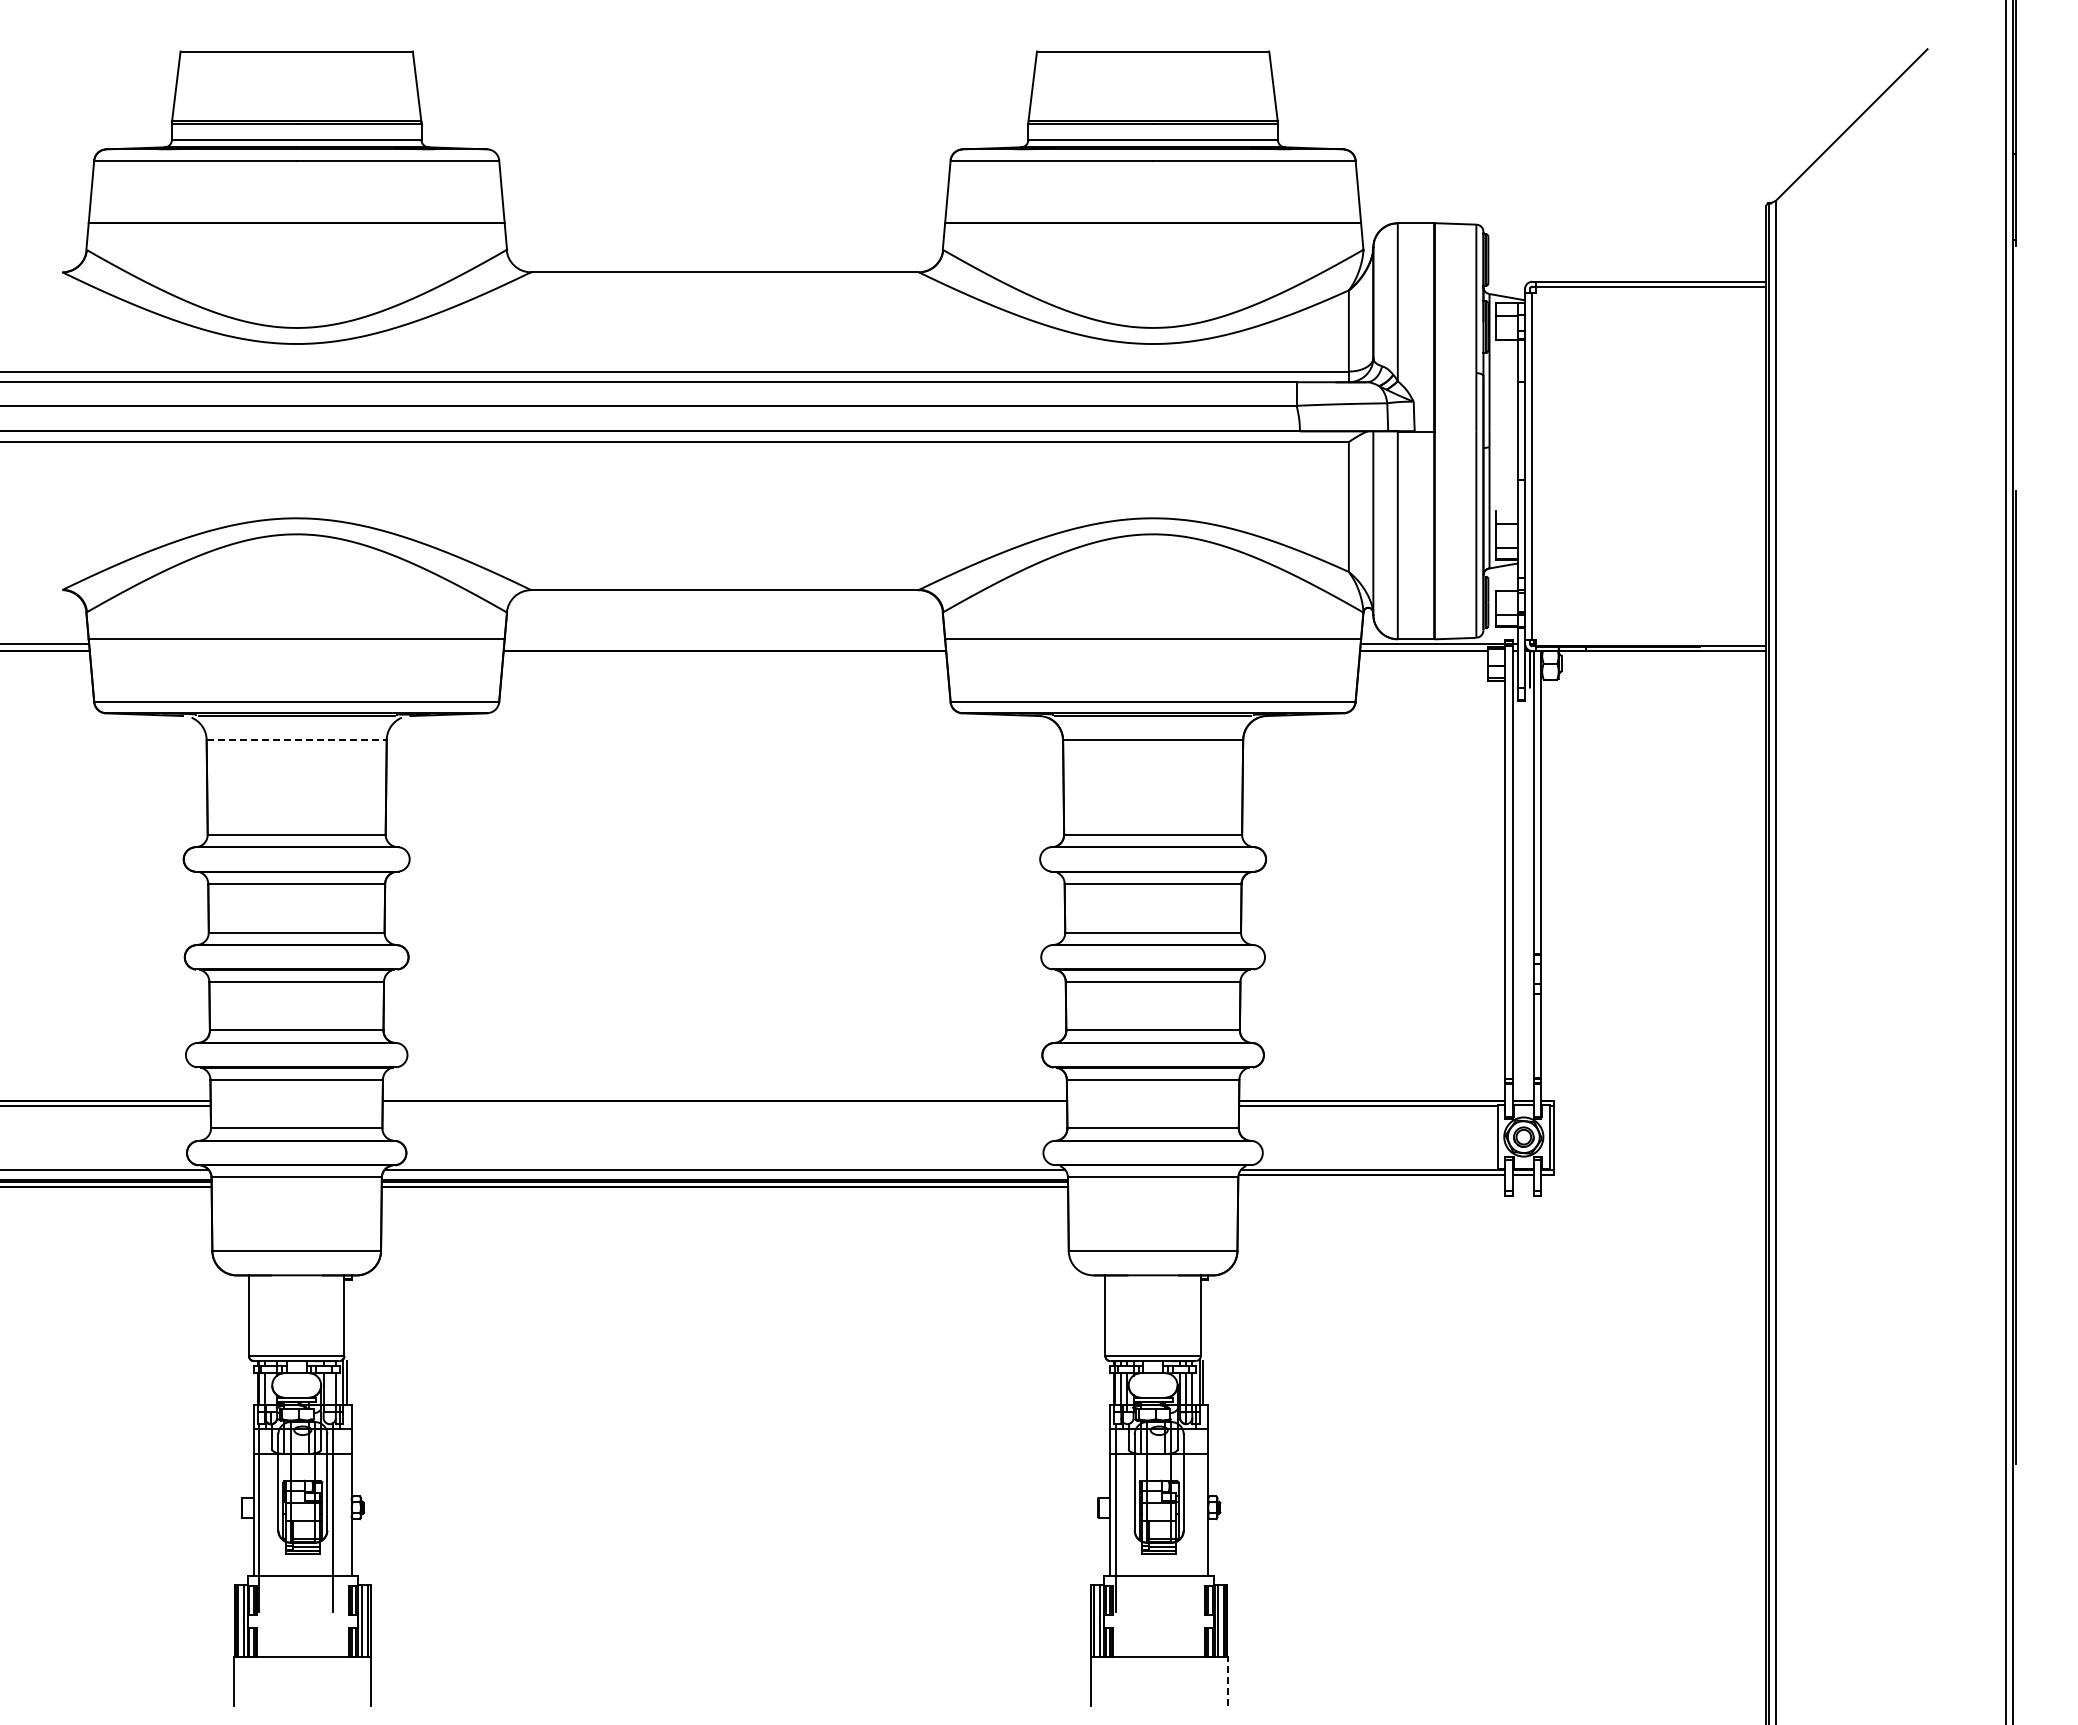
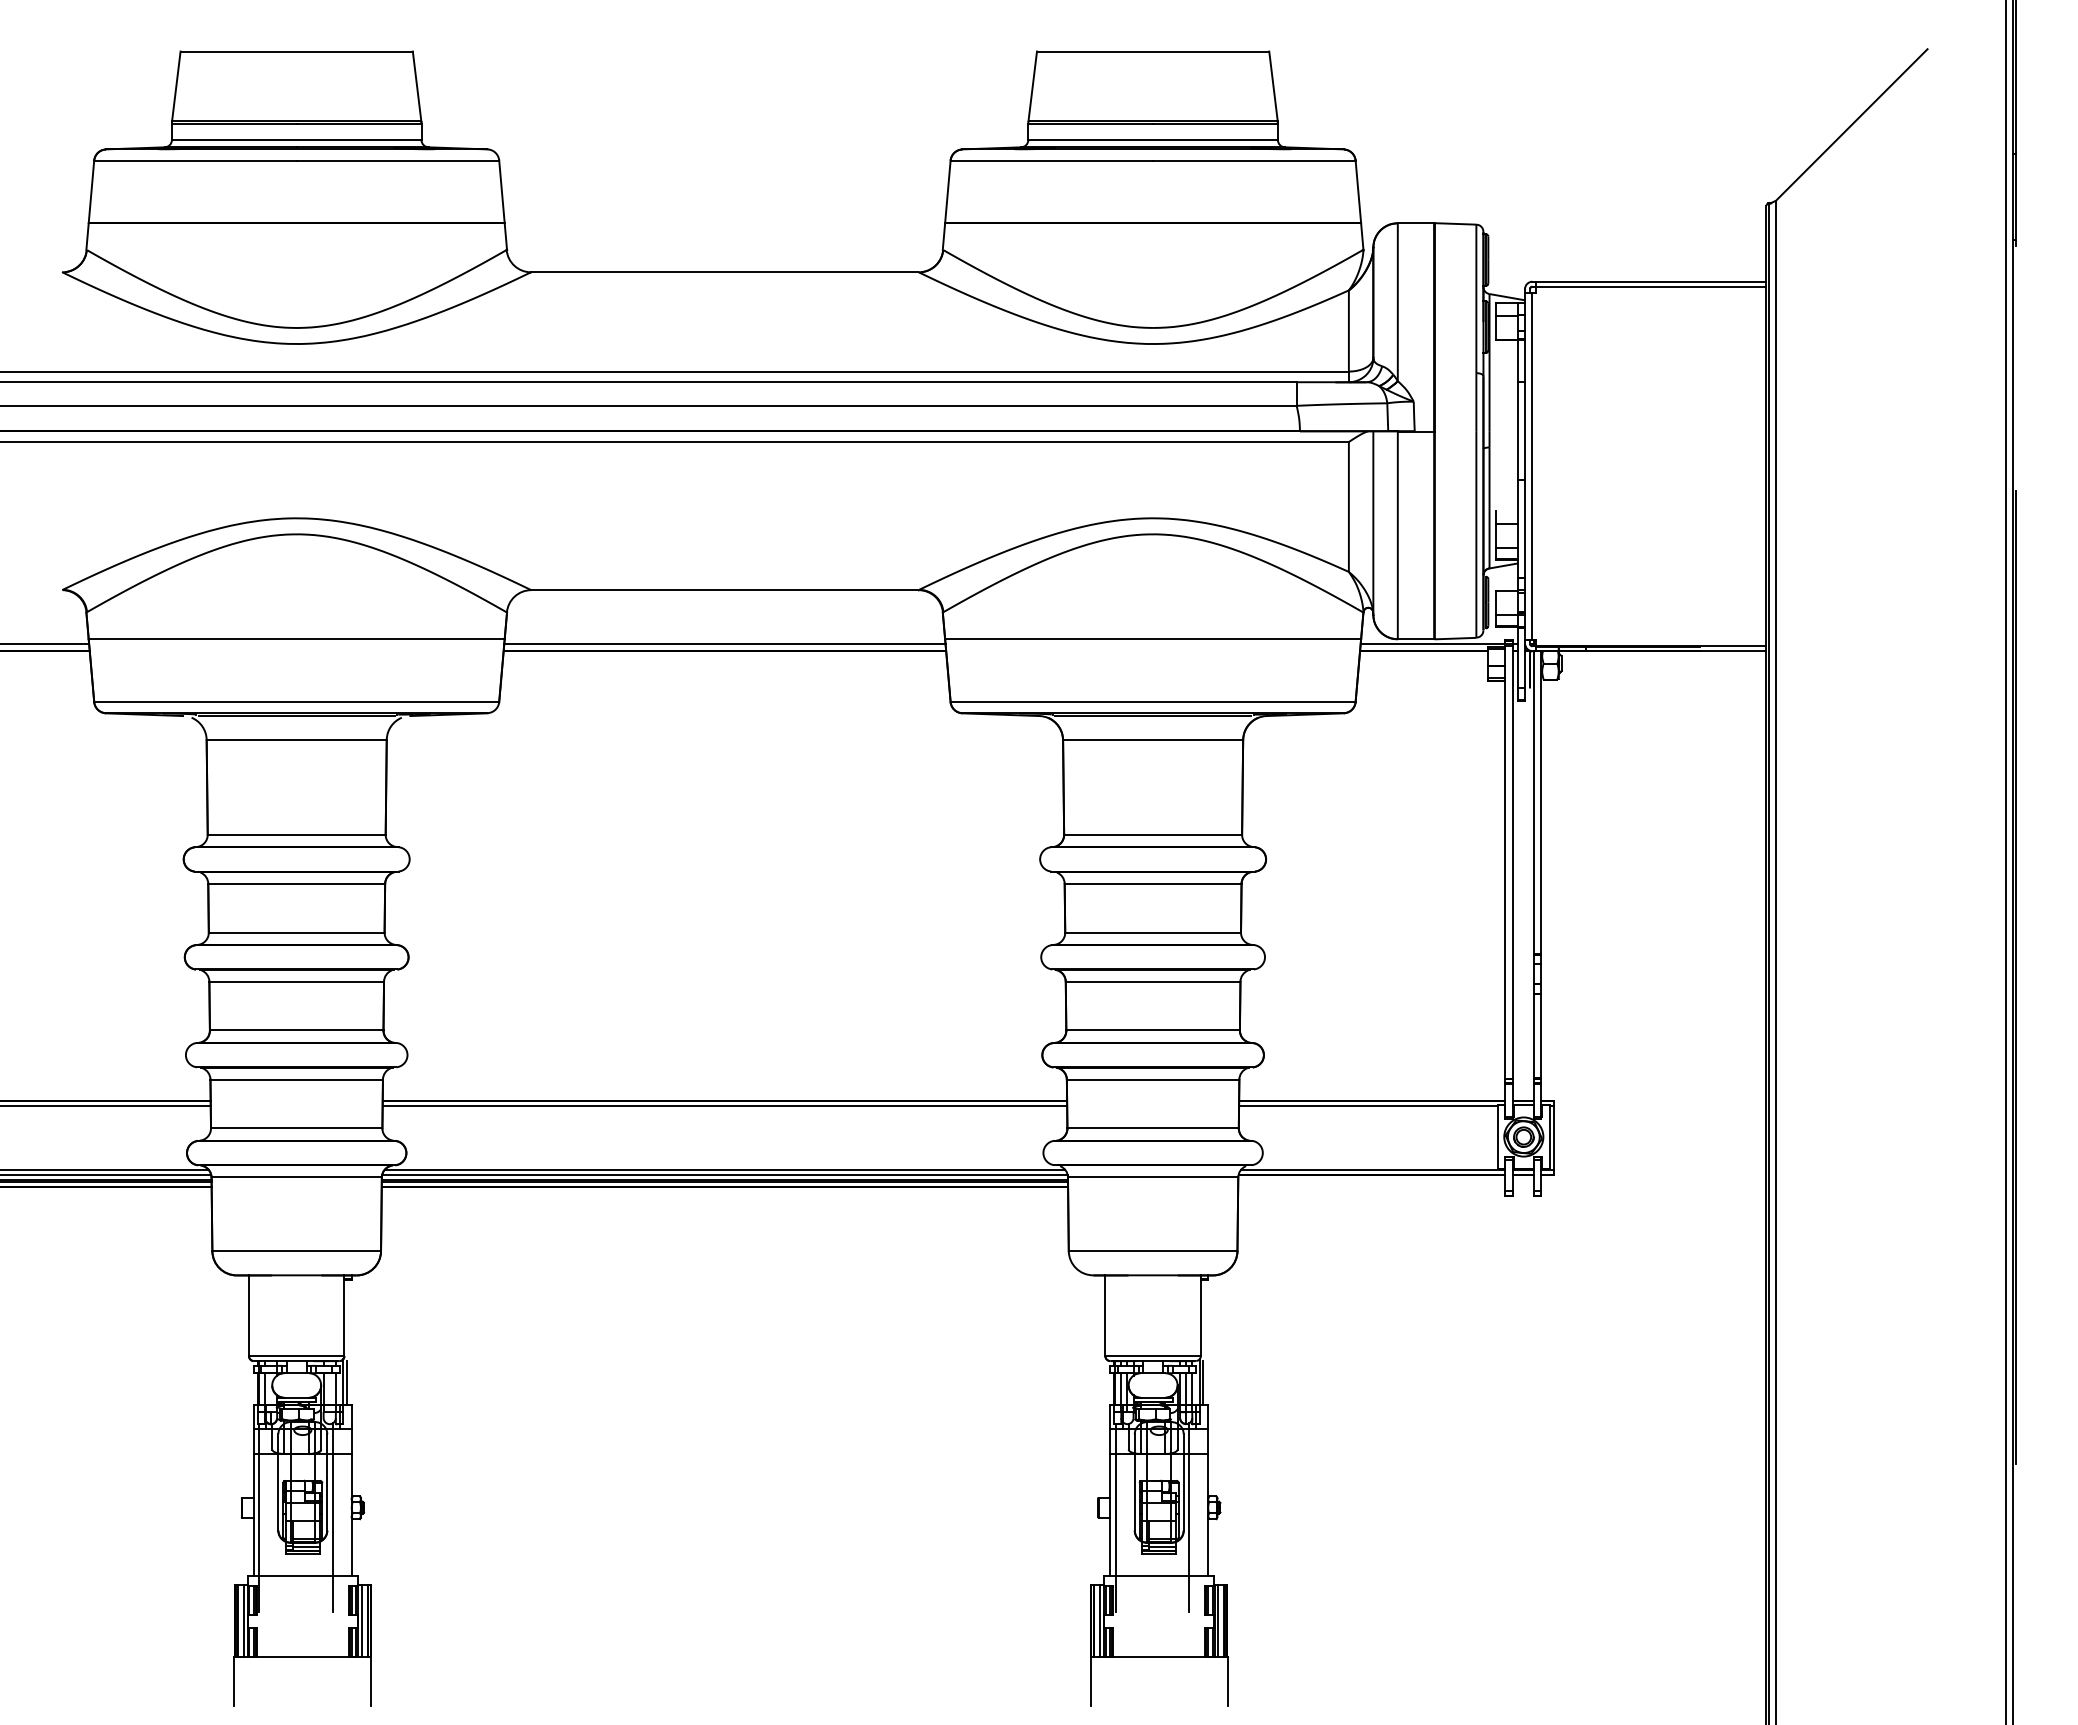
line: none -> present (724, 643)
line: dashed -> solid (297, 740)
line: none -> present (724, 1106)
line: none -> present (106, 1174)
line: none -> present (724, 1174)
line: none -> present (1189, 1517)
line: dashed -> solid (1227, 1680)
